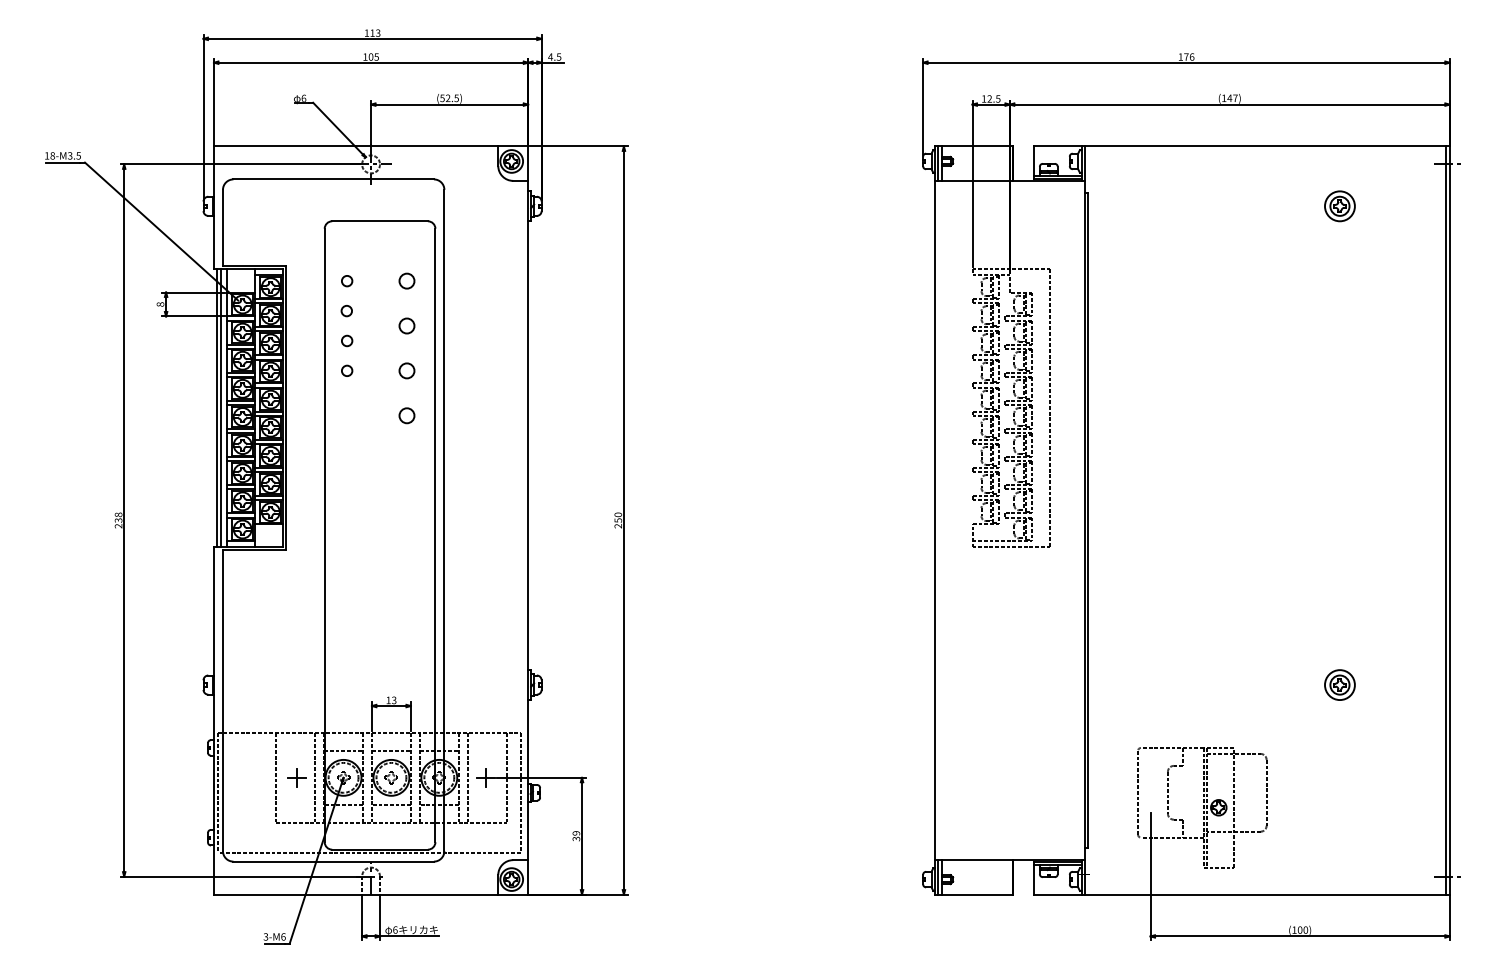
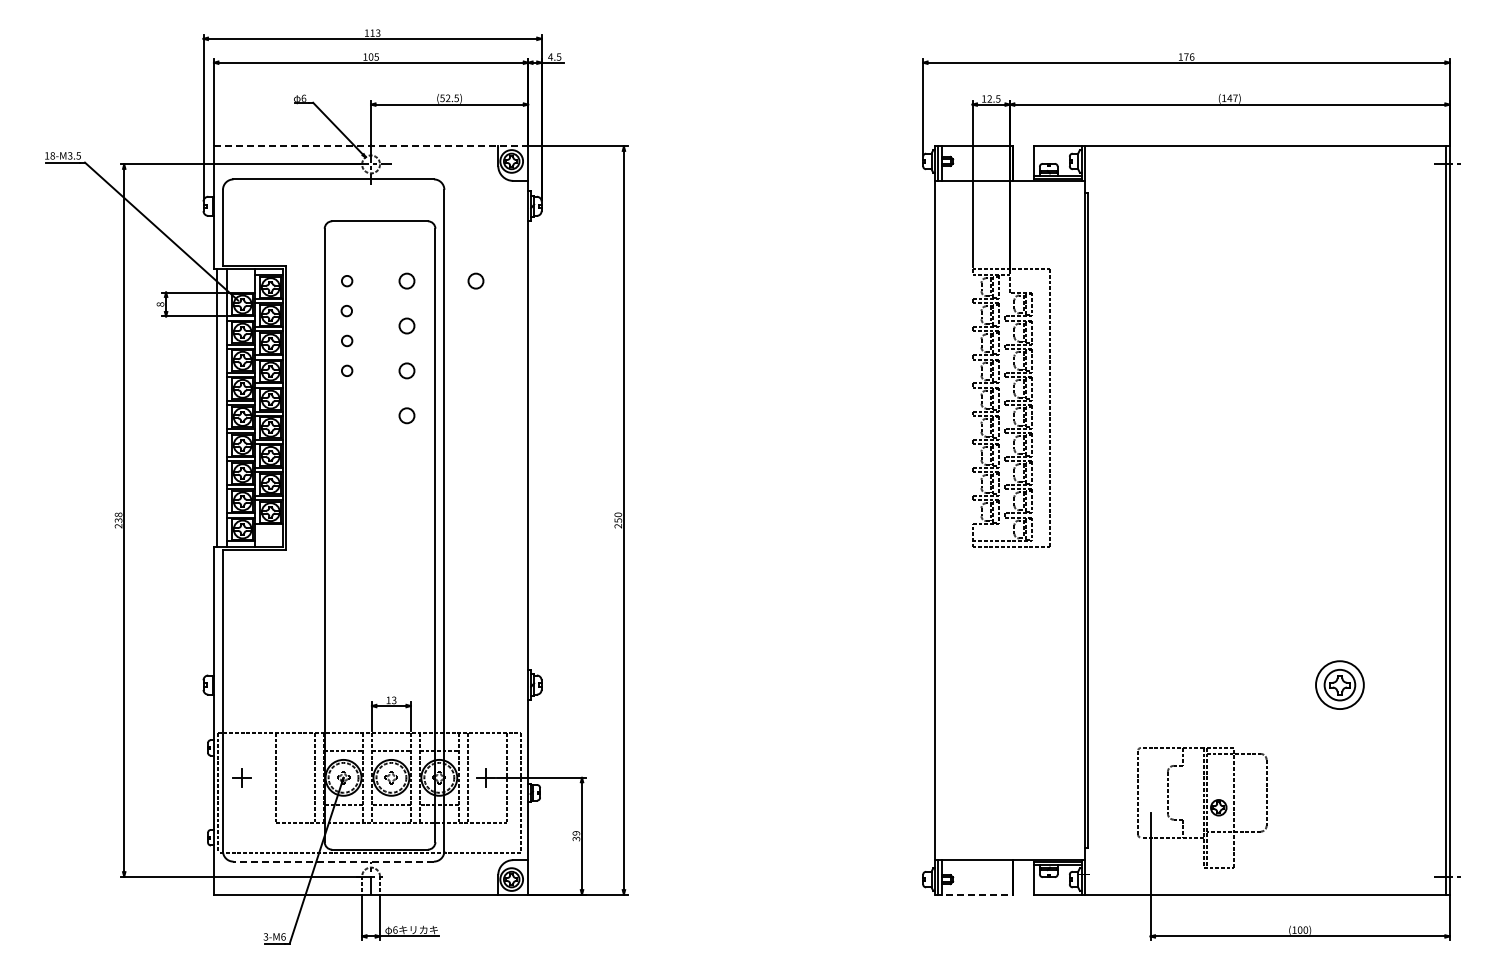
line: solid -> dashed (371, 146)
part: present -> none (1339, 206)
circle: none -> present (475, 280)
line: present -> none (220, 408)
part size: 32x32 px -> 50x50 px (1339, 684)
part position: (296, 777) -> (241, 777) (241, 777)
line: solid -> dashed (333, 861)
line: solid -> dashed (974, 894)
